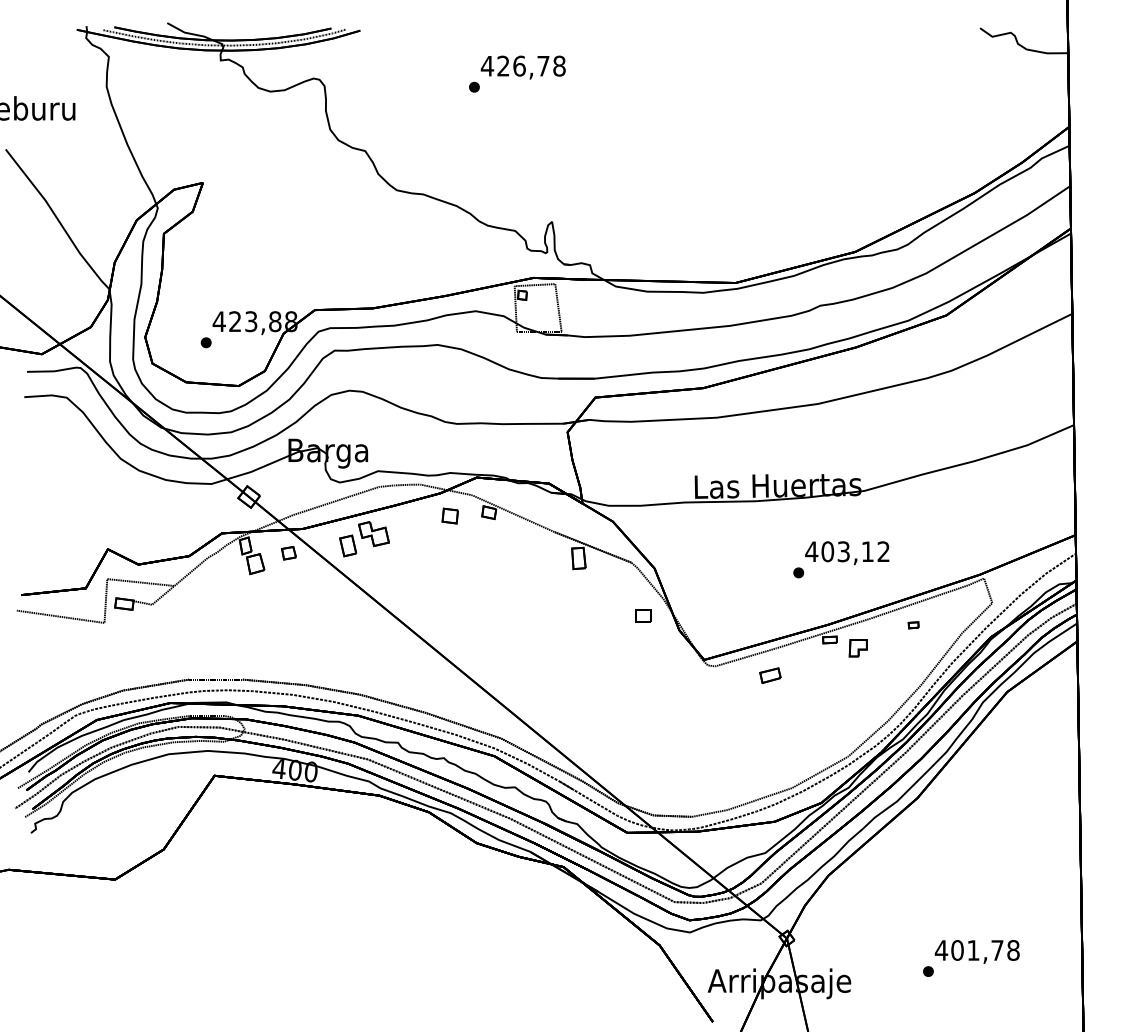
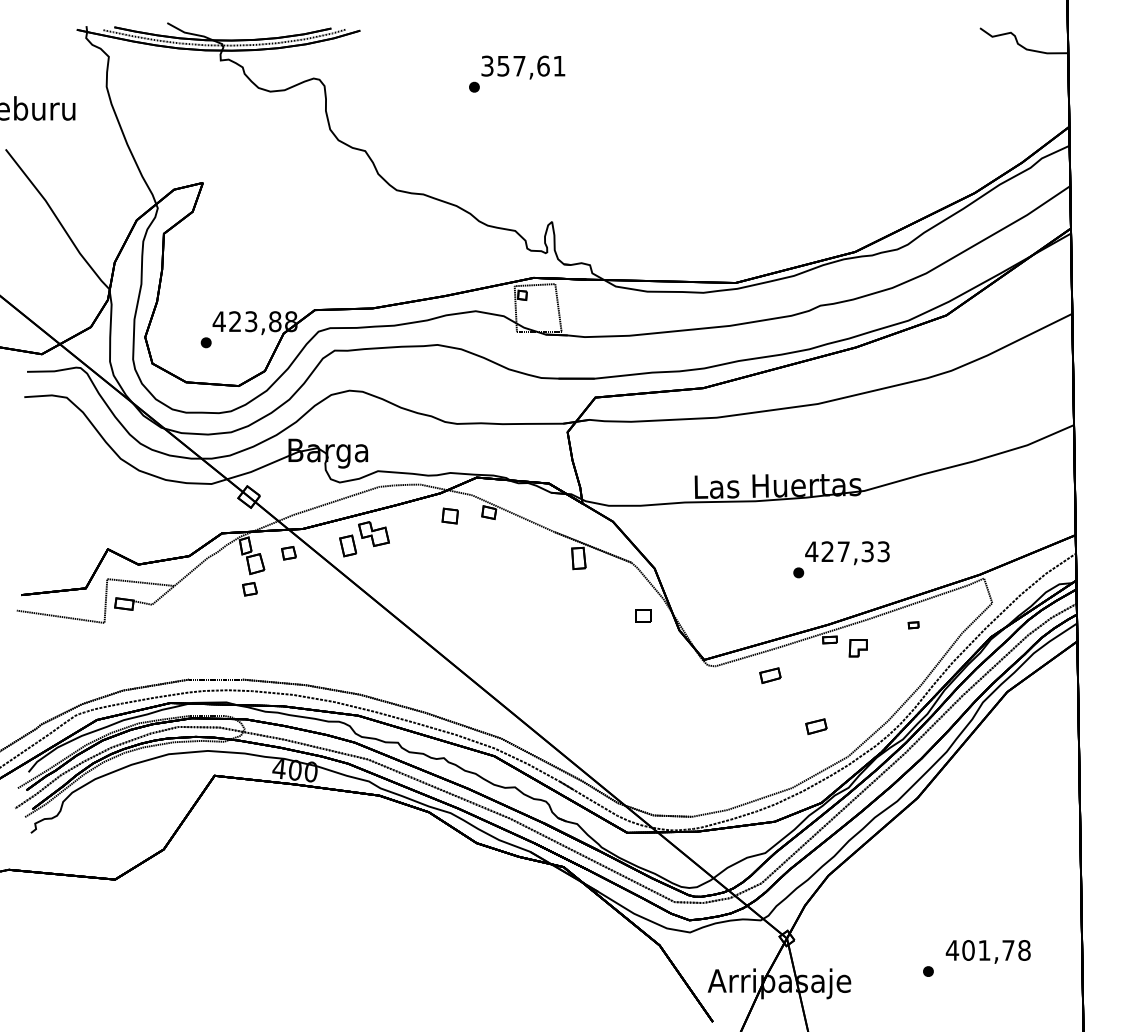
text: 426,78 -> 357,61 (522, 65)
text: 403,12 -> 427,33 (855, 551)
part: none -> present (249, 589)
part: none -> present (816, 726)
text position: (976, 951) -> (987, 951) (987, 951)
